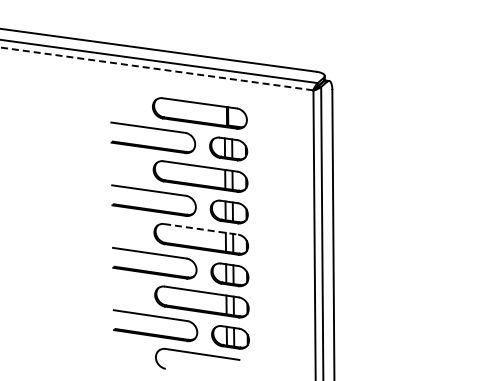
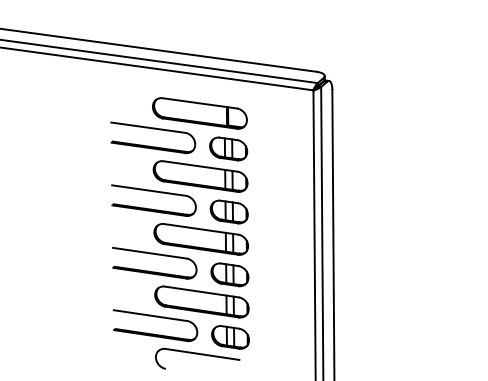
line: dashed -> solid (156, 68)
line: dashed -> solid (201, 229)
